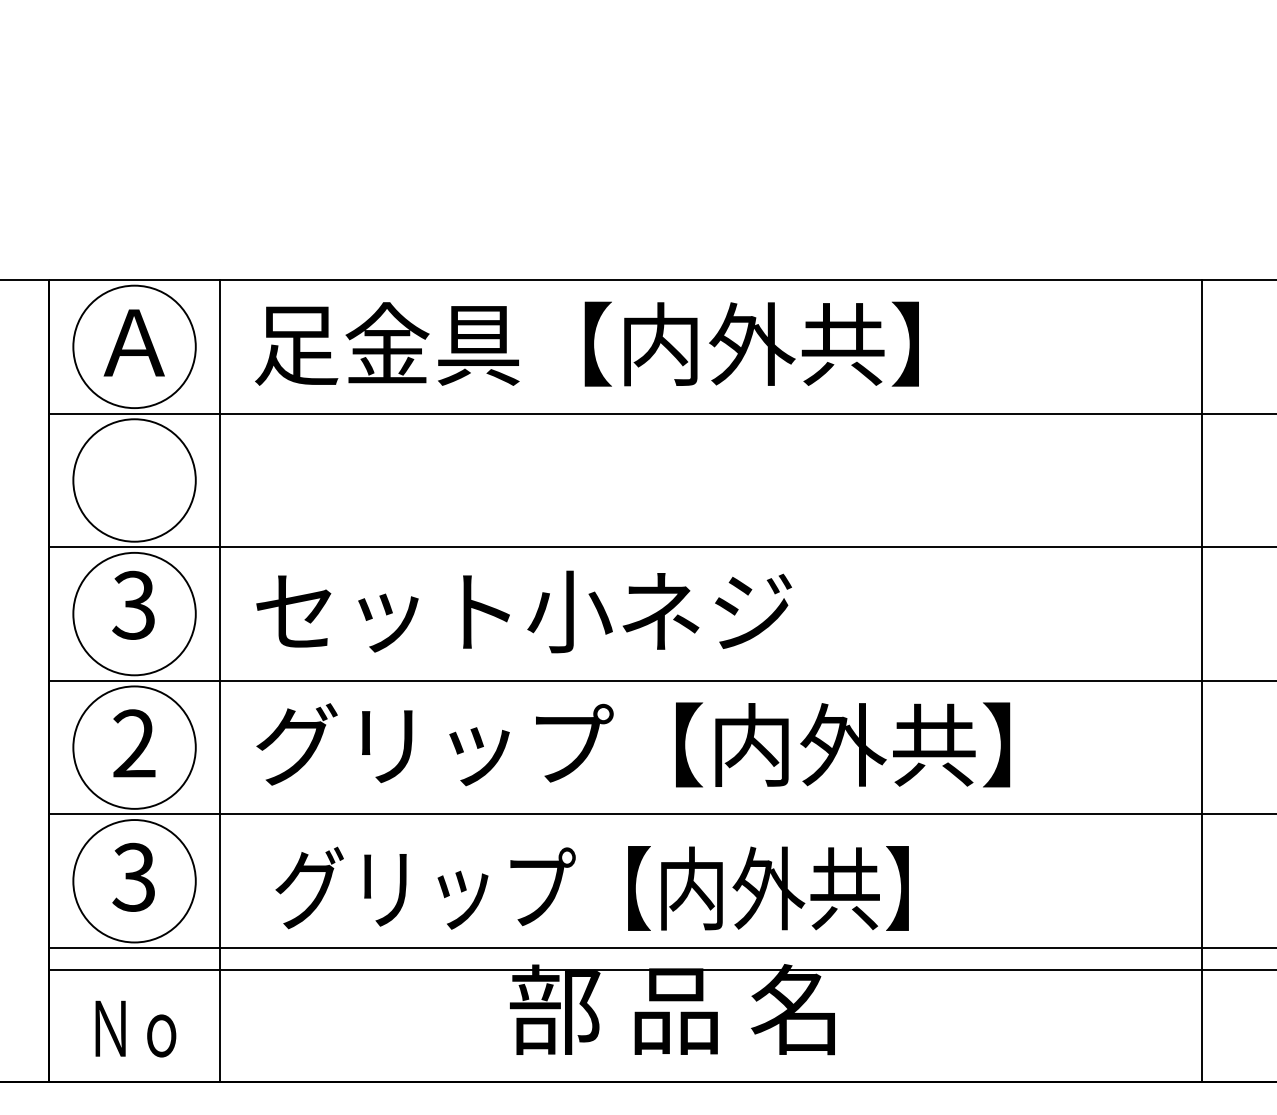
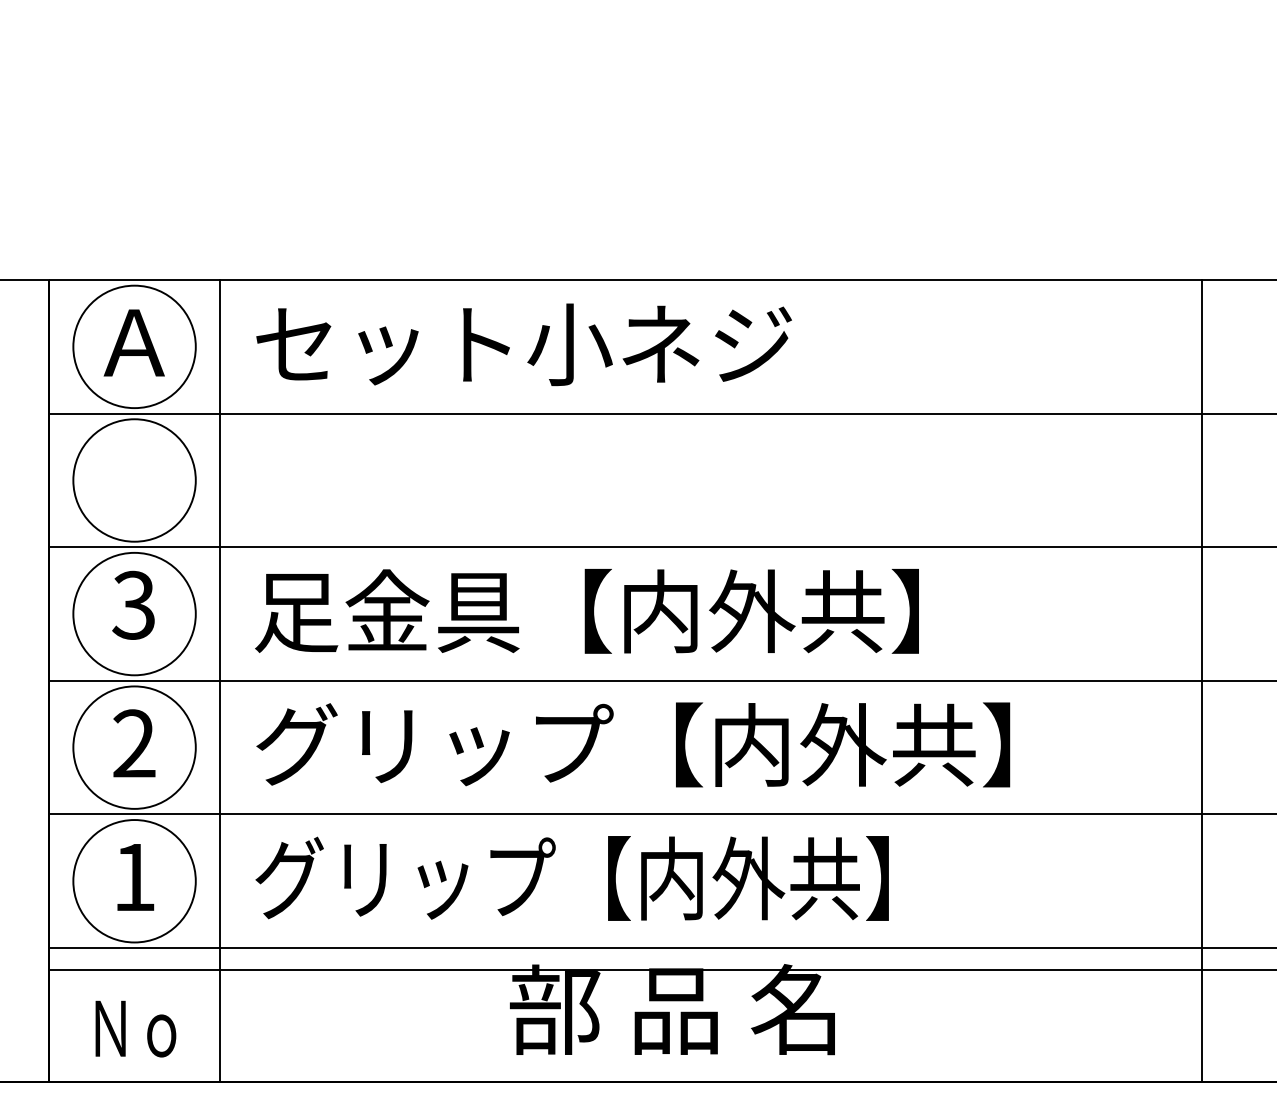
text: 足金具【内外共】 -> セット小ネジ (586, 343)
text: セット小ネジ -> 足金具【内外共】 (586, 610)
text: 3 -> 1 (133, 876)
text position: (591, 888) -> (571, 878) (571, 878)
